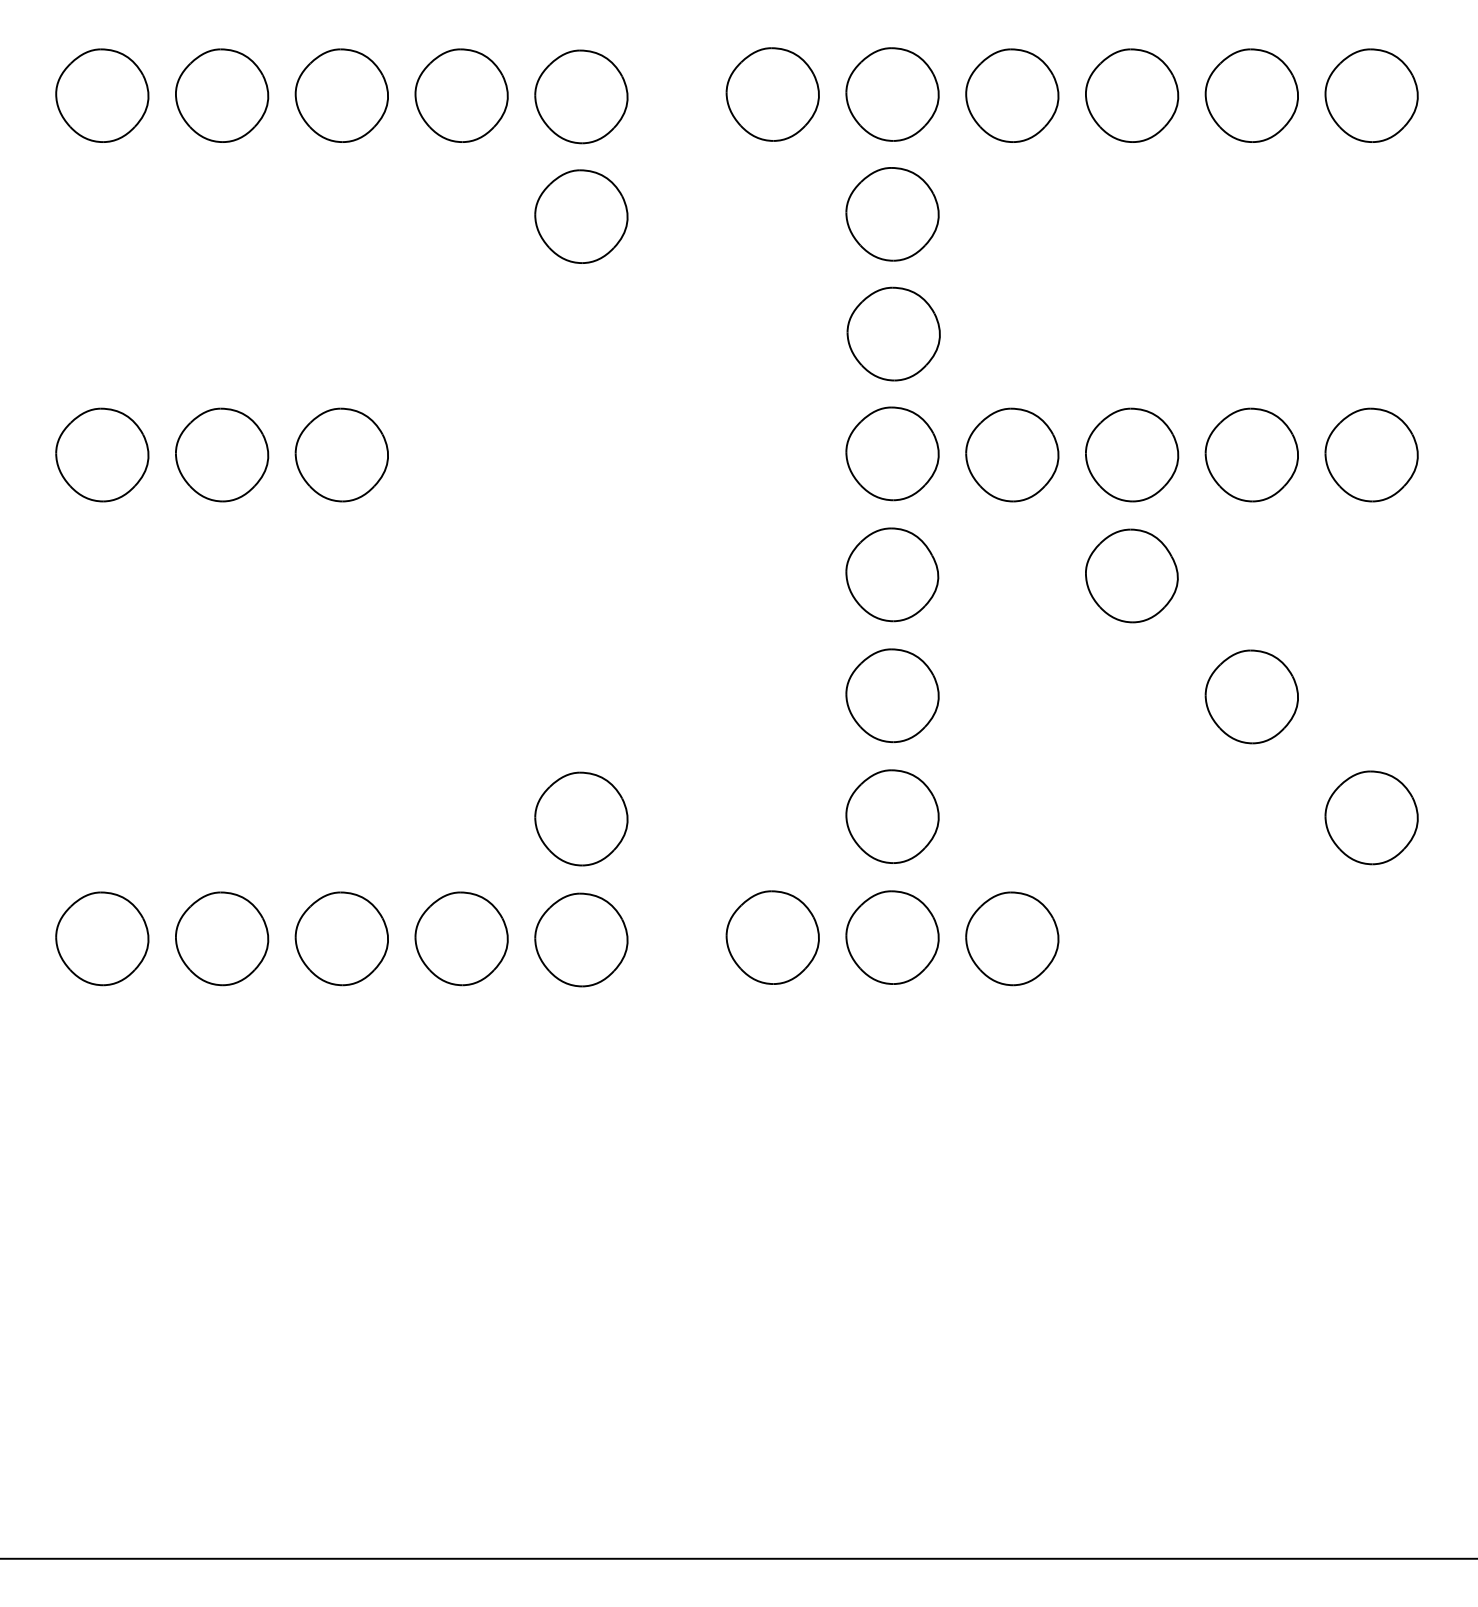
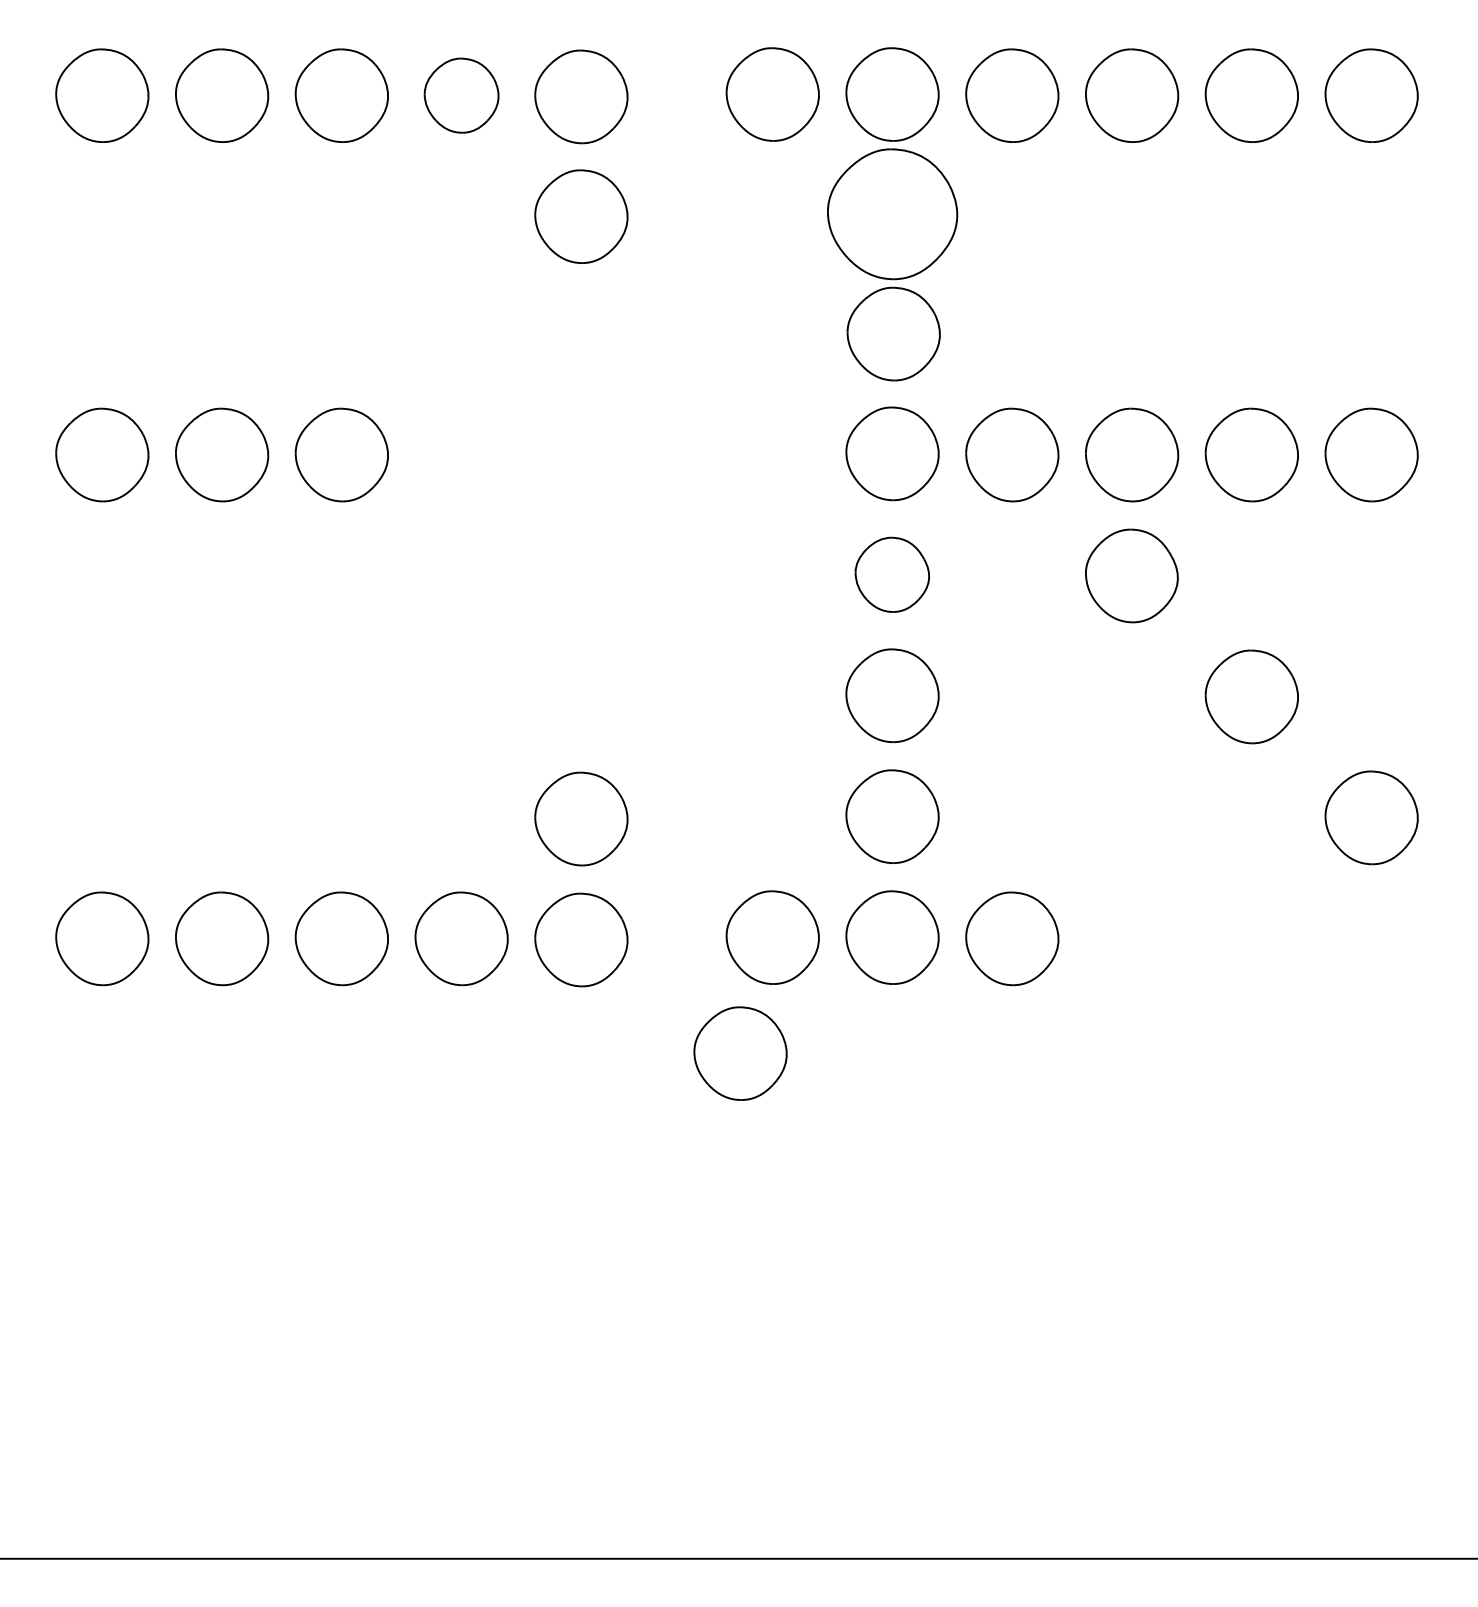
part size: 95x95 px -> 77x77 px (461, 95)
part size: 95x95 px -> 132x133 px (892, 214)
part size: 95x96 px -> 77x77 px (892, 574)
part: none -> present (740, 1053)
